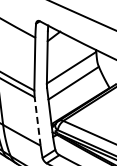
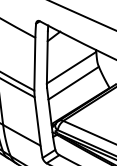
line: dashed -> solid (37, 121)
